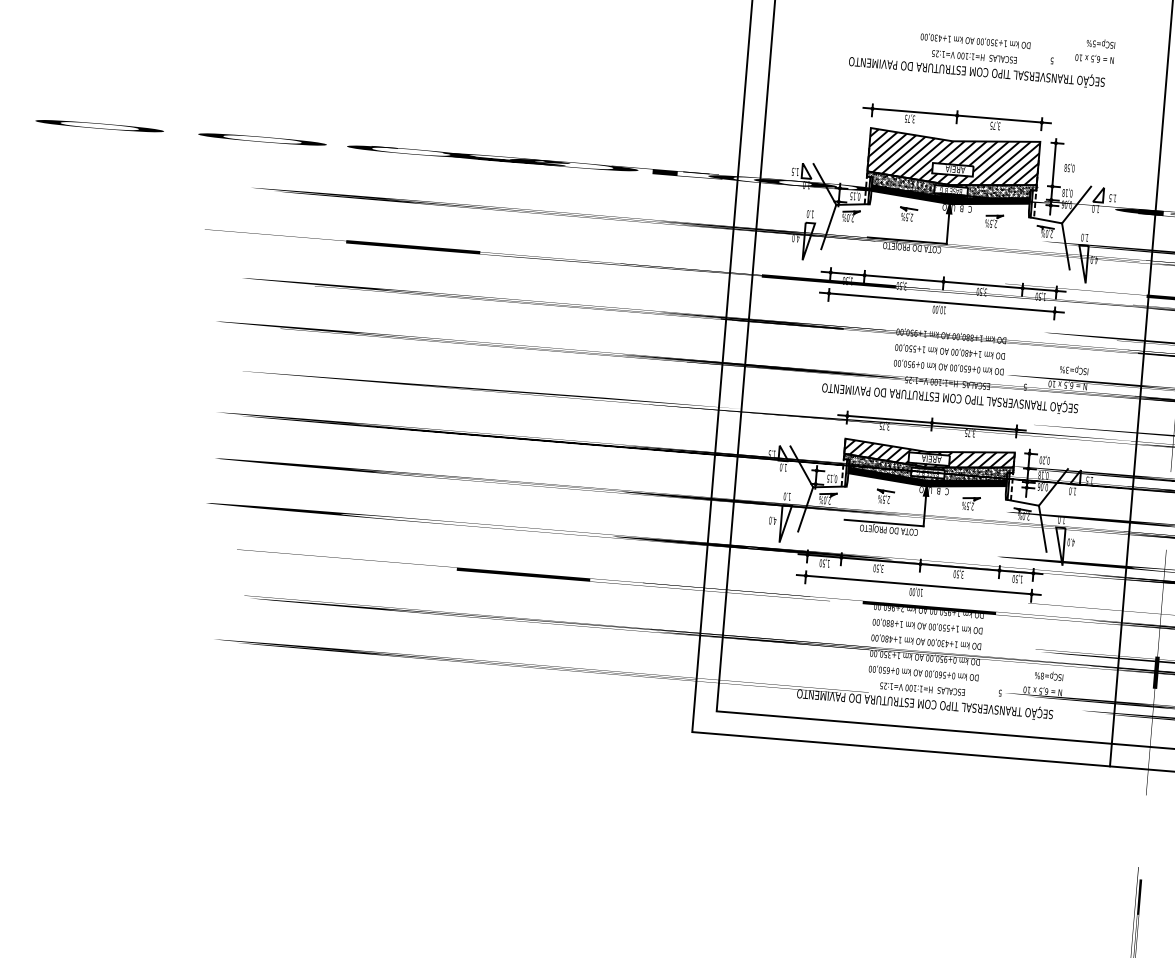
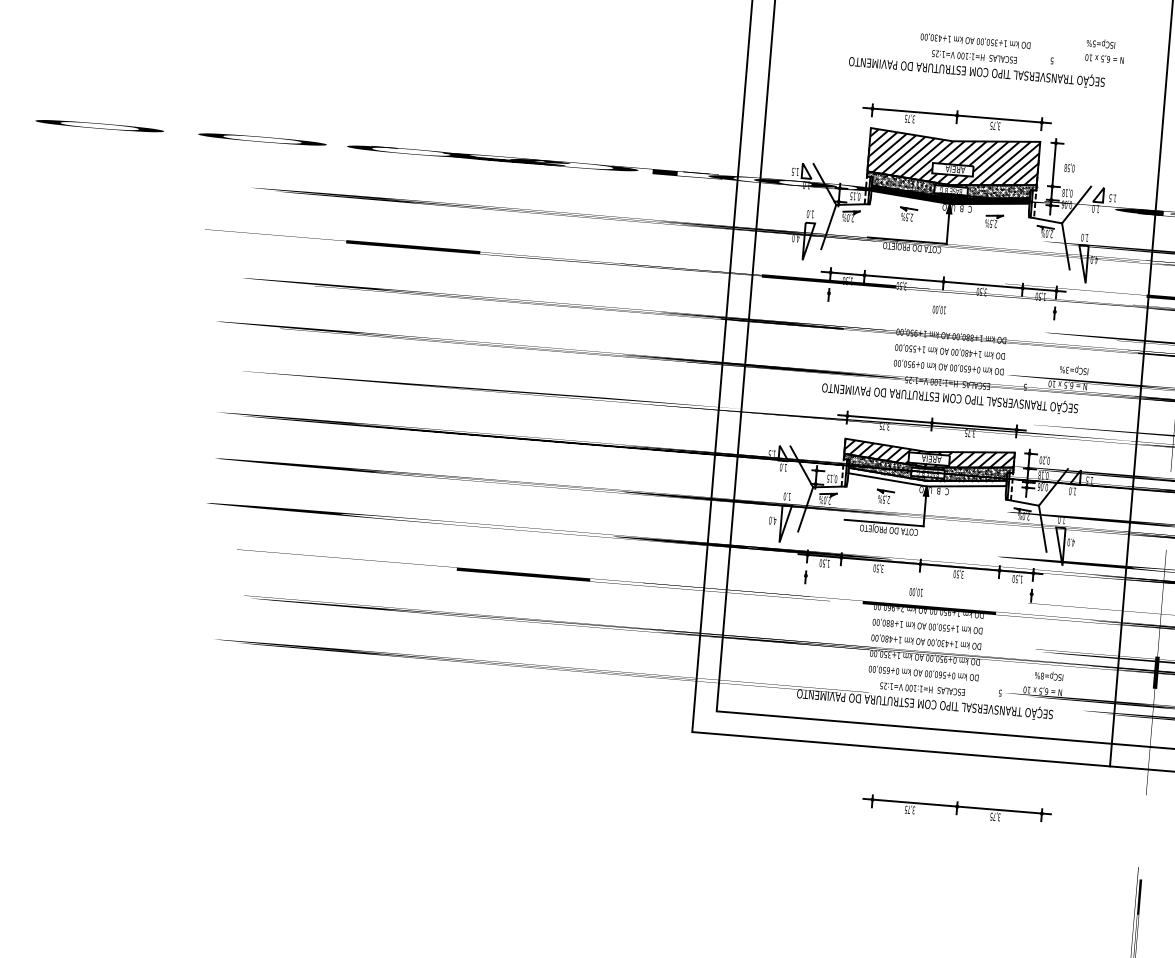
text position: (1094, 58) -> (1104, 58) (1104, 58)
line: present -> none (941, 302)
fill: present -> none (927, 476)
part: present -> none (971, 503)
line: present -> none (918, 584)
part: none -> present (956, 807)
